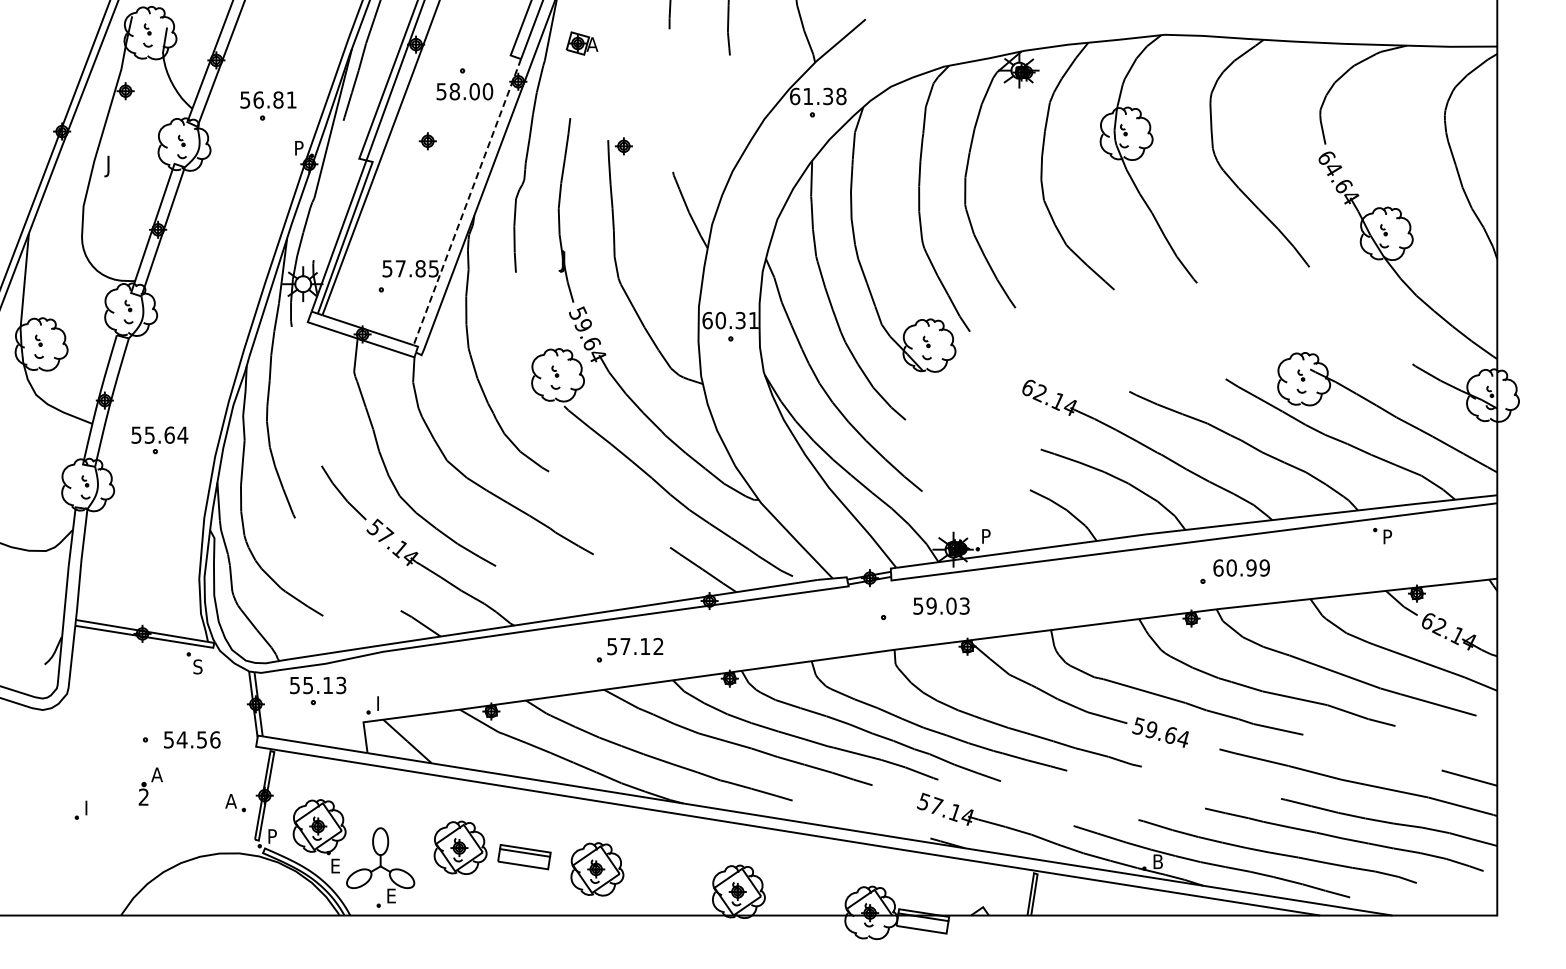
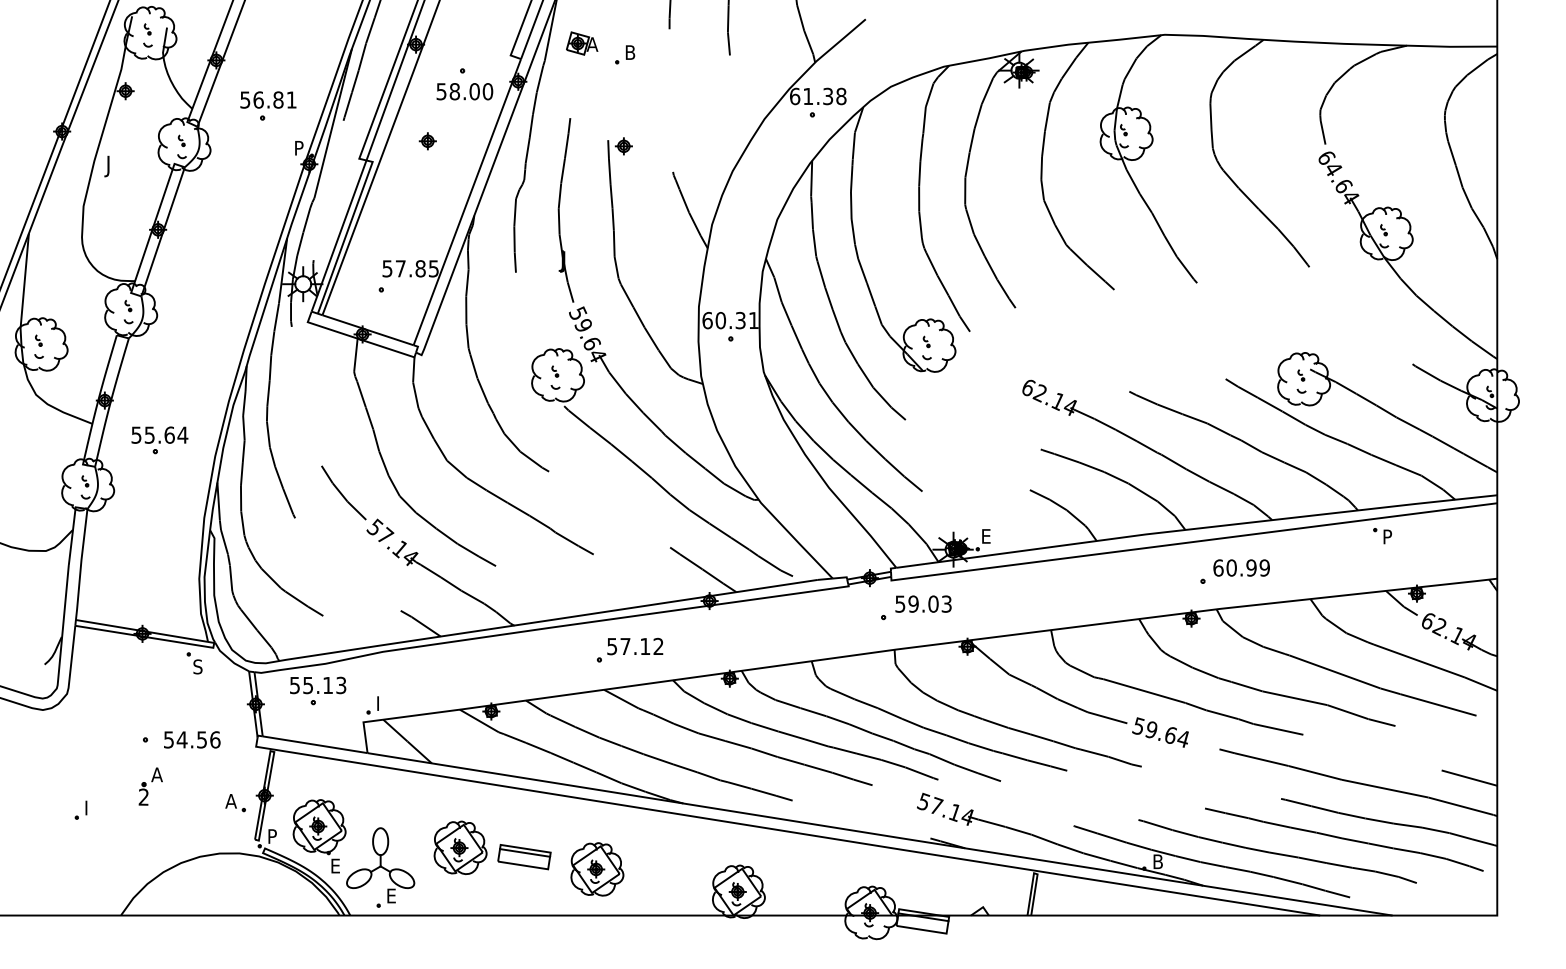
part: none -> present (625, 54)
line: dashed -> solid (467, 202)
text: P -> E (987, 536)
text position: (941, 605) -> (923, 603) (923, 603)
